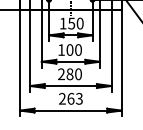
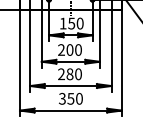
text: 100 -> 200 (61, 49)
text: 263 -> 350 (70, 98)
